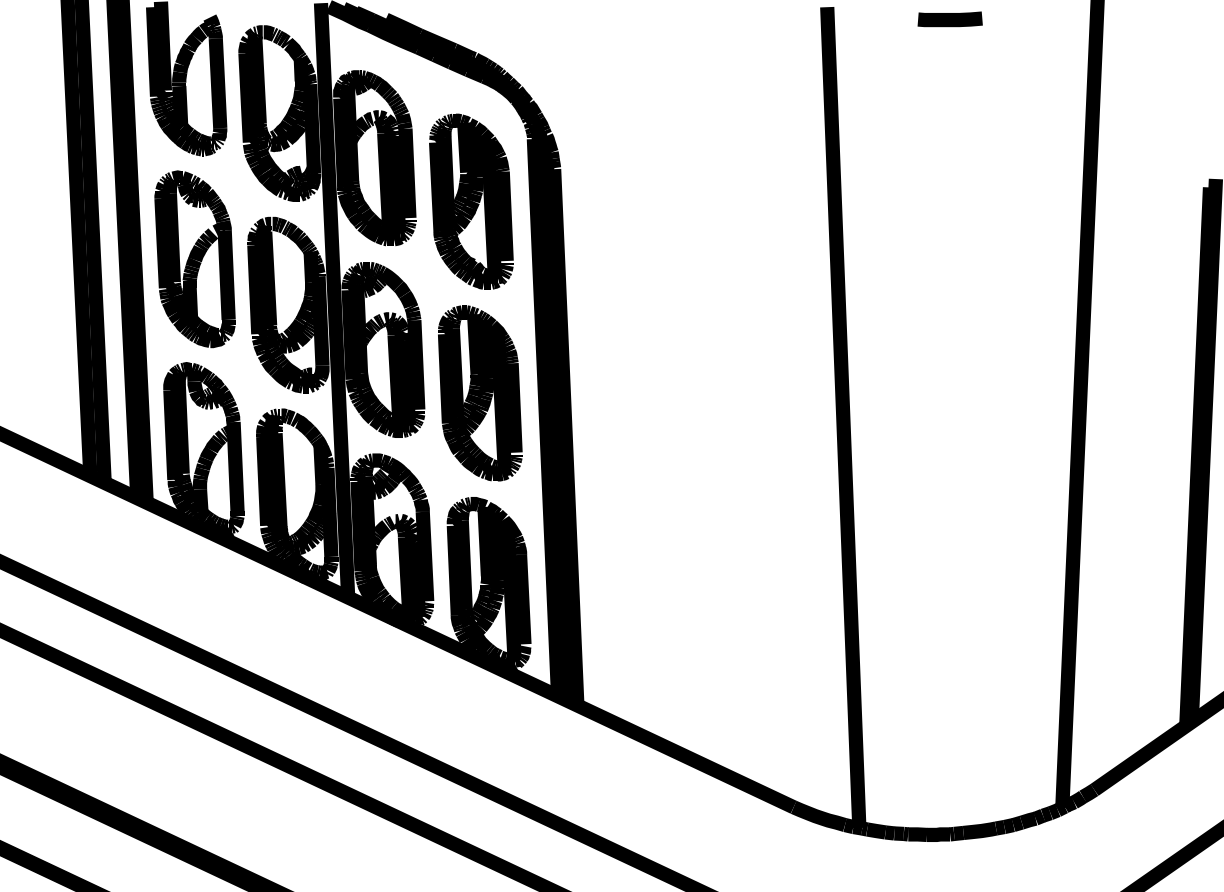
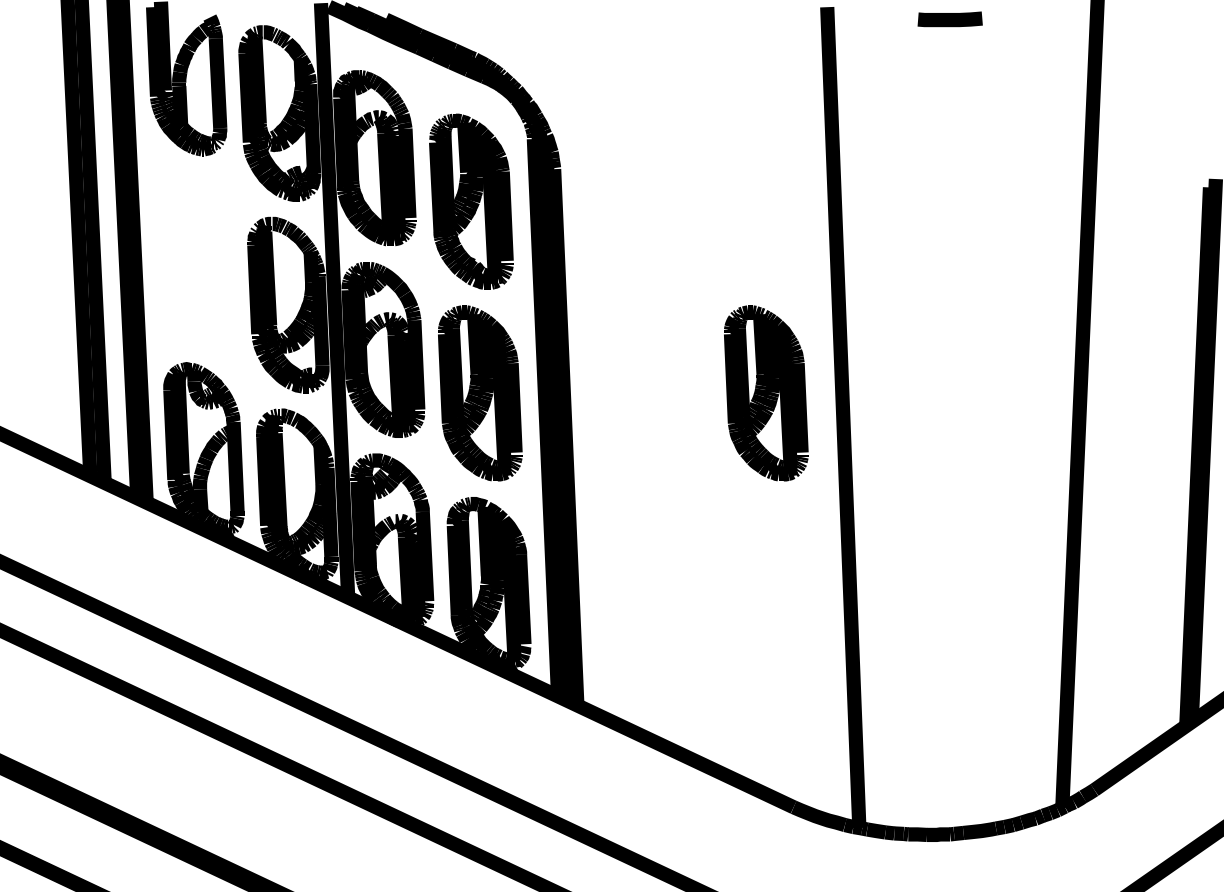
part: present -> none (194, 259)
part: none -> present (766, 393)
